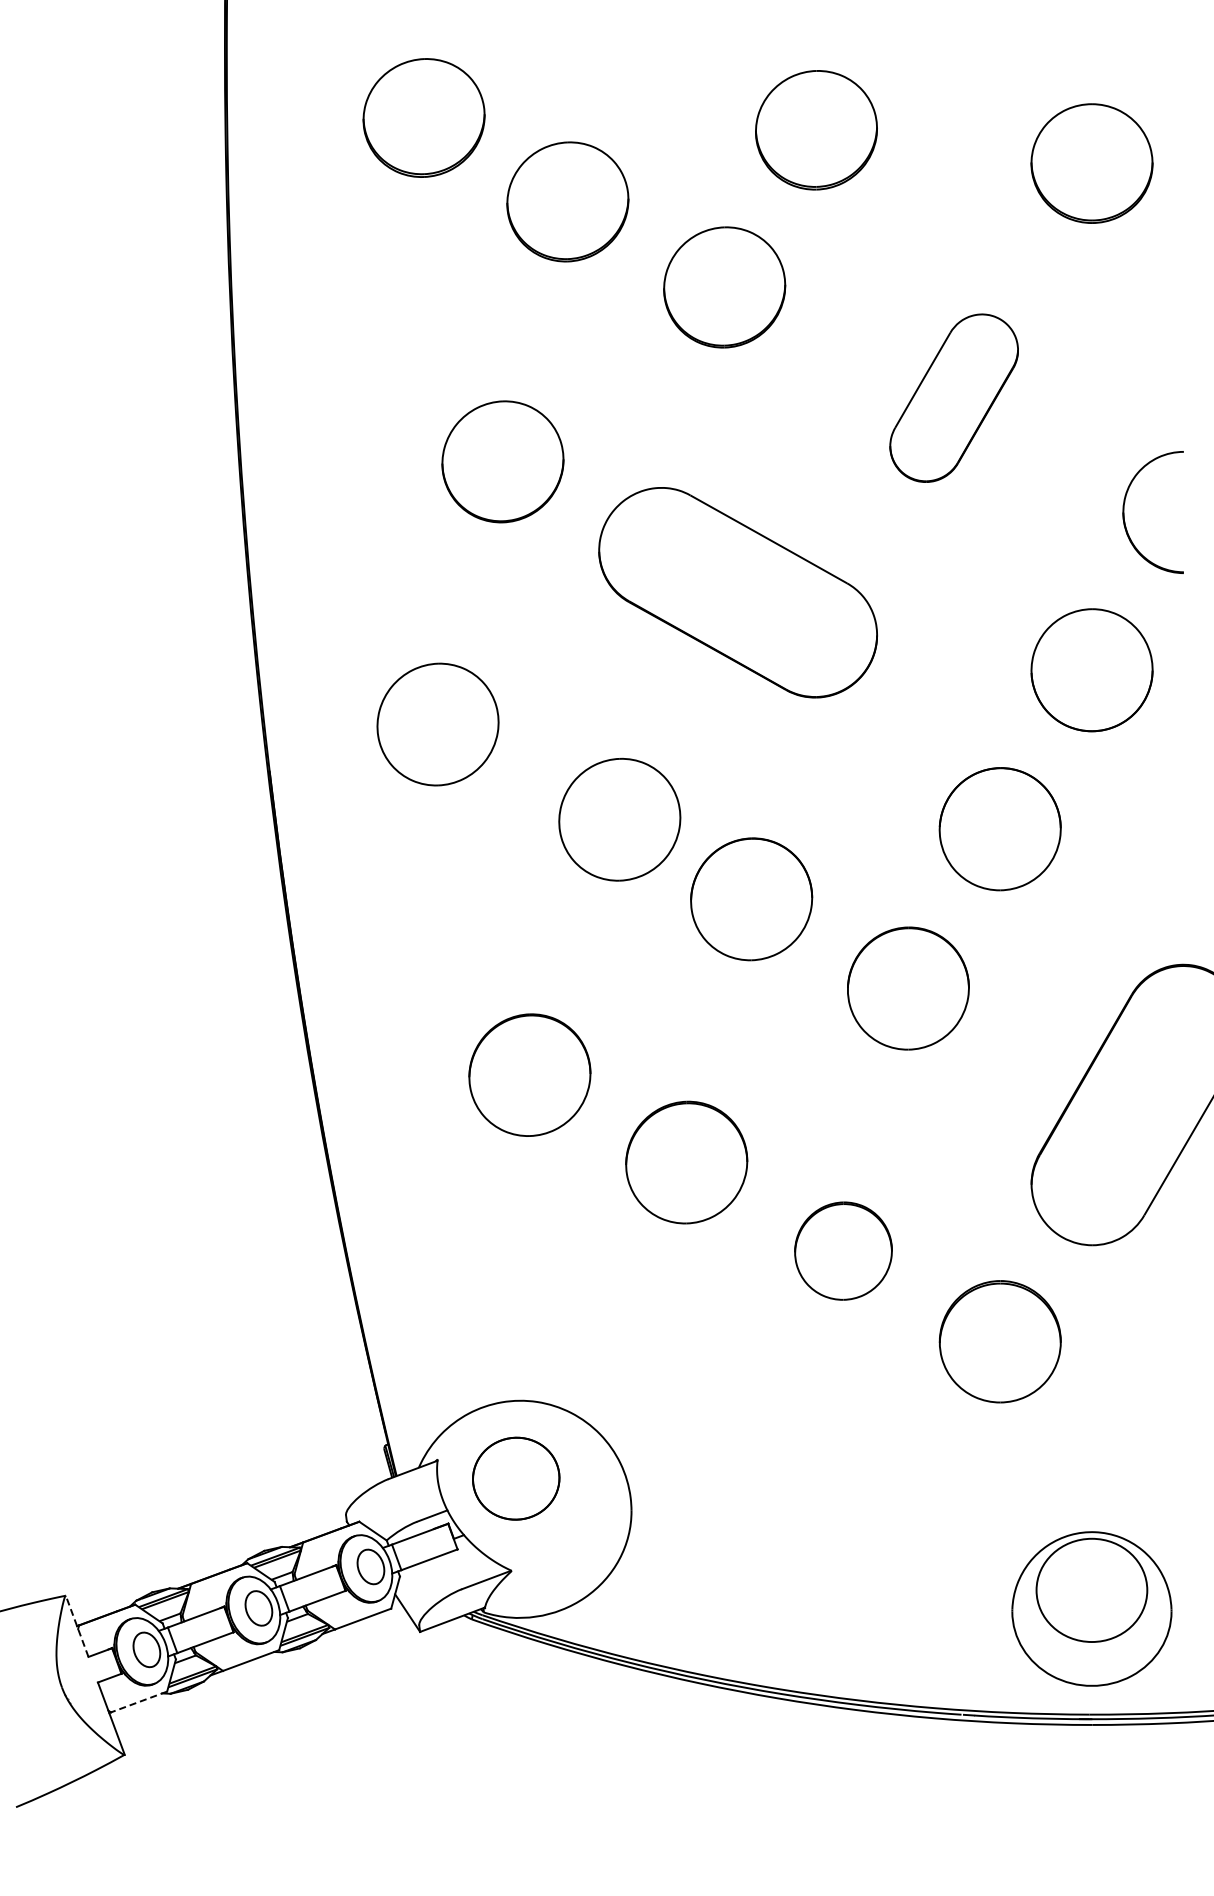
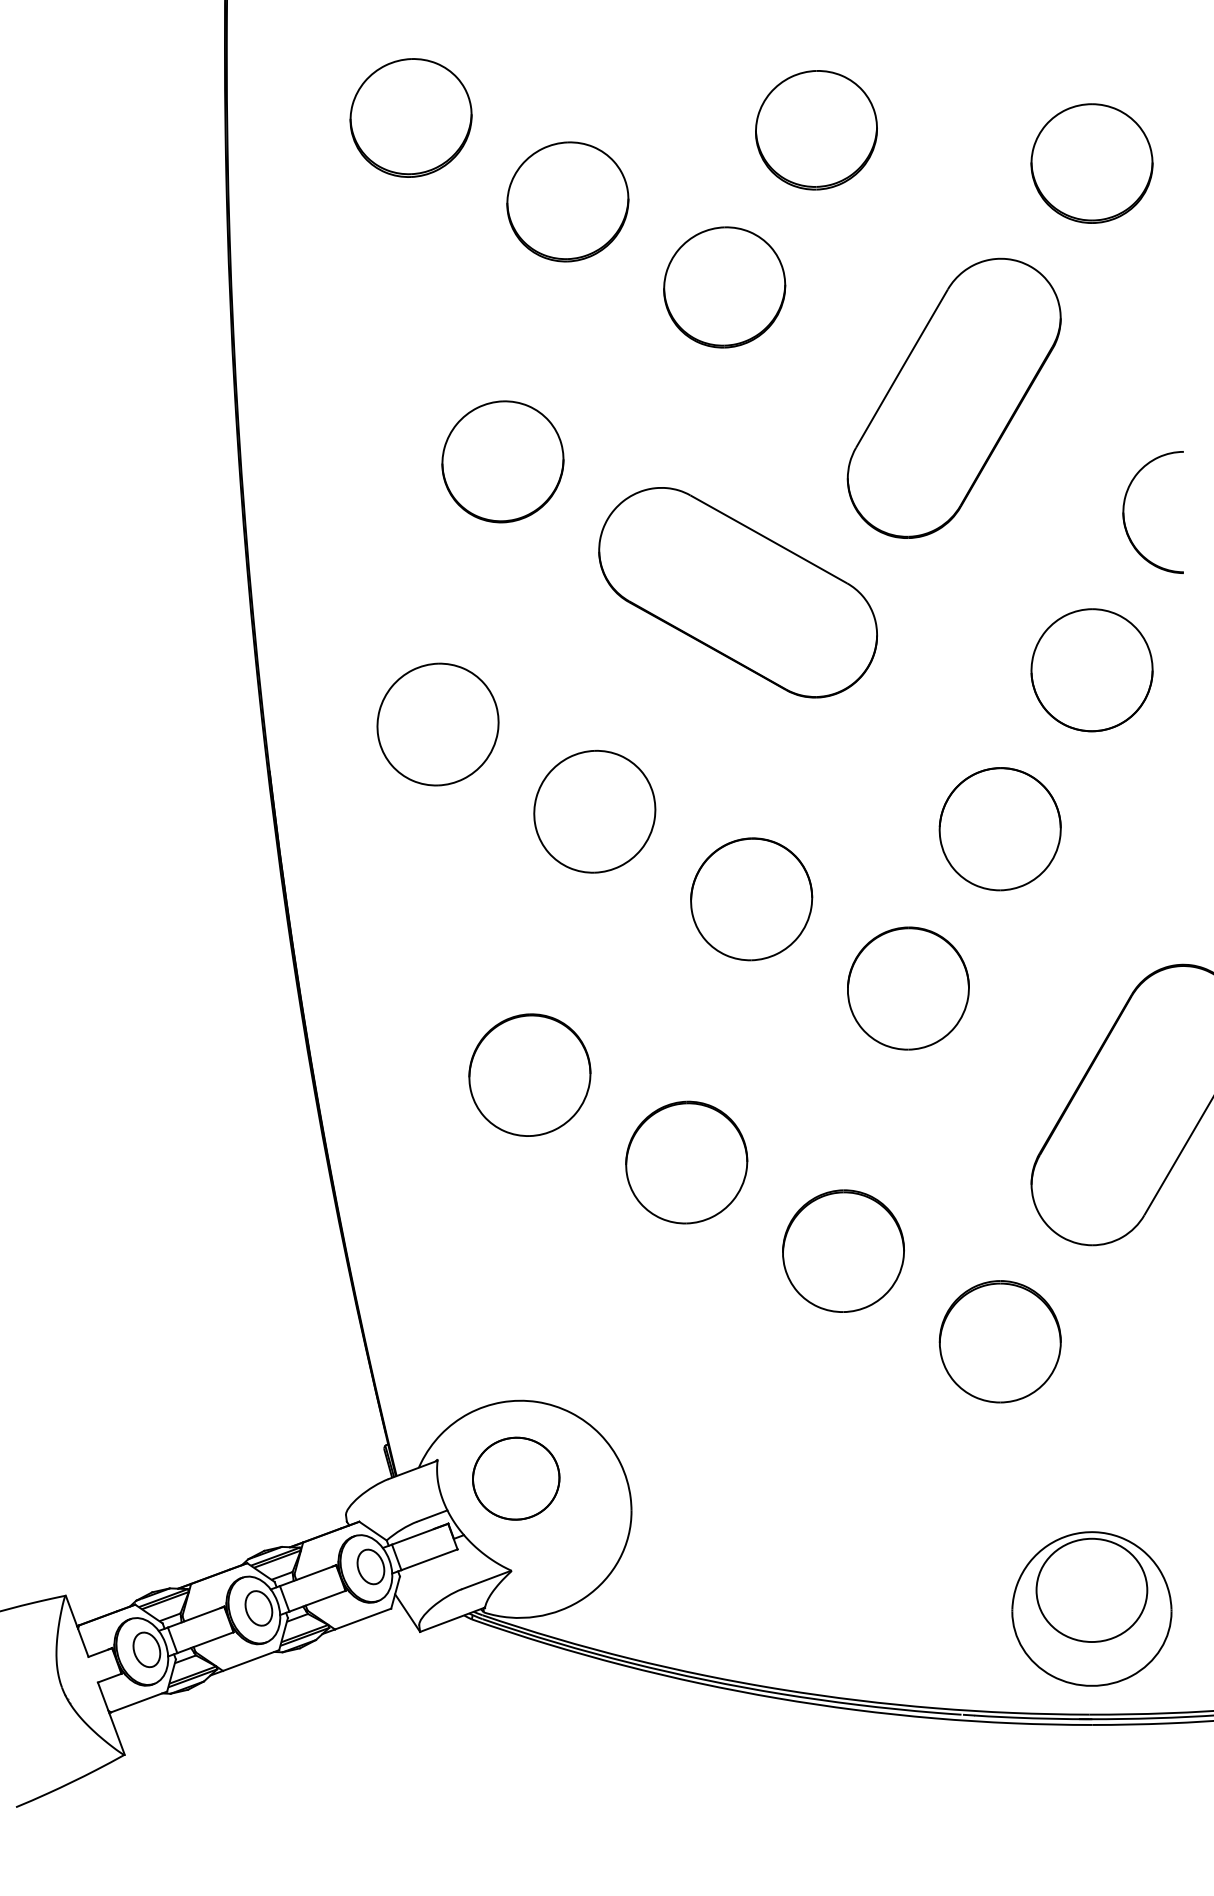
part position: (423, 117) -> (410, 117) (410, 117)
part size: 130x170 px -> 216x282 px (953, 397)
part position: (619, 819) -> (594, 811) (594, 811)
part size: 99x100 px -> 123x124 px (843, 1250)
line: dashed -> solid (77, 1626)
line: dashed -> solid (139, 1702)
